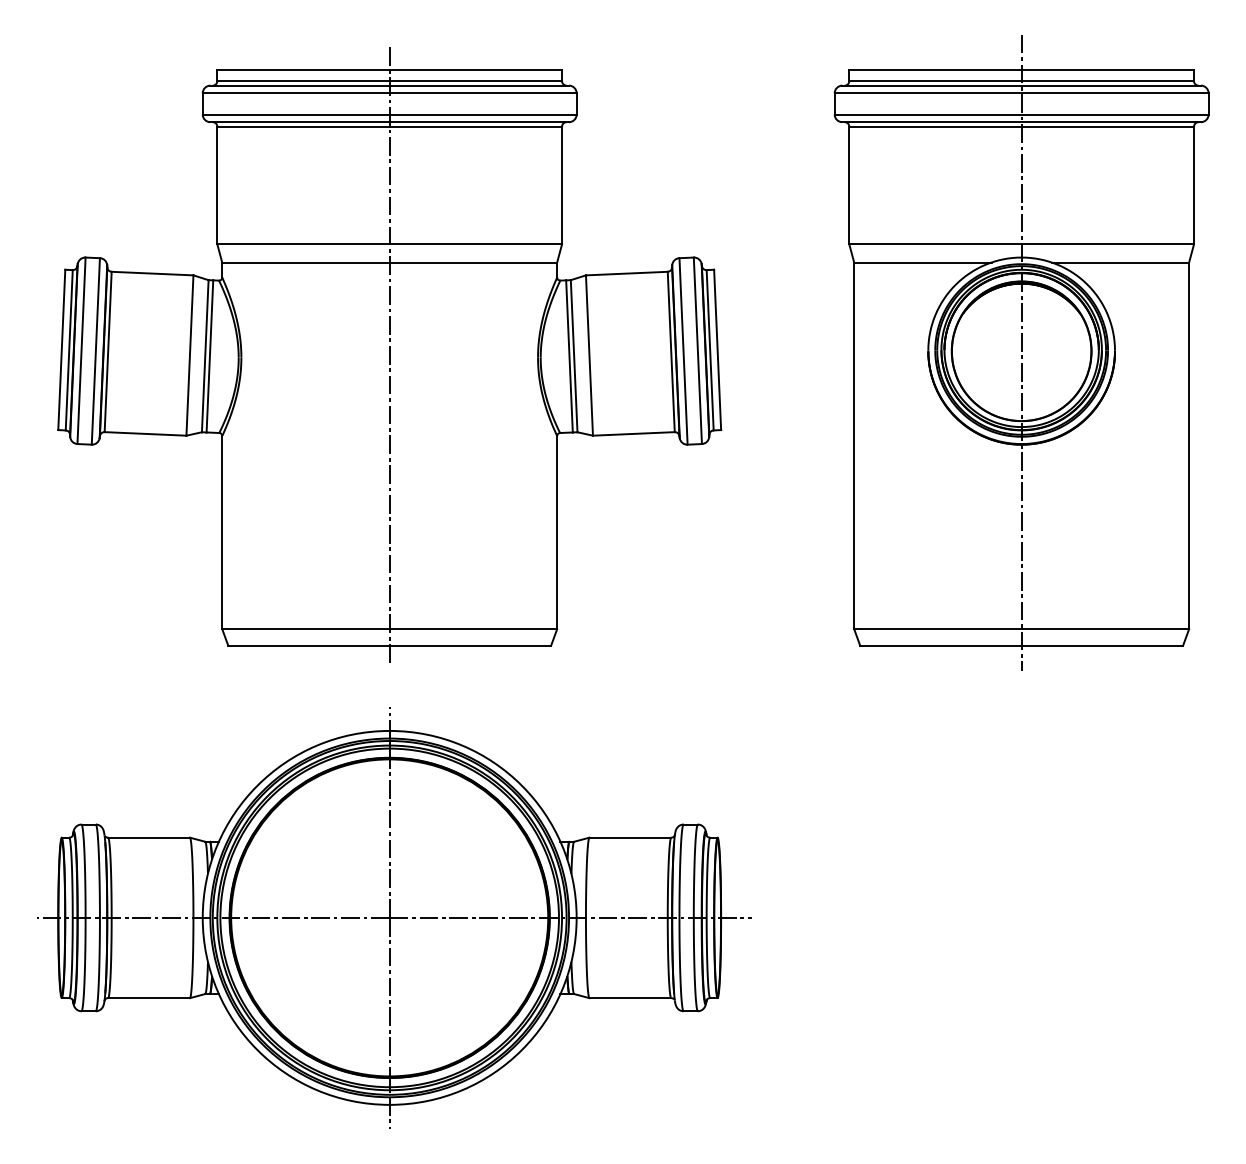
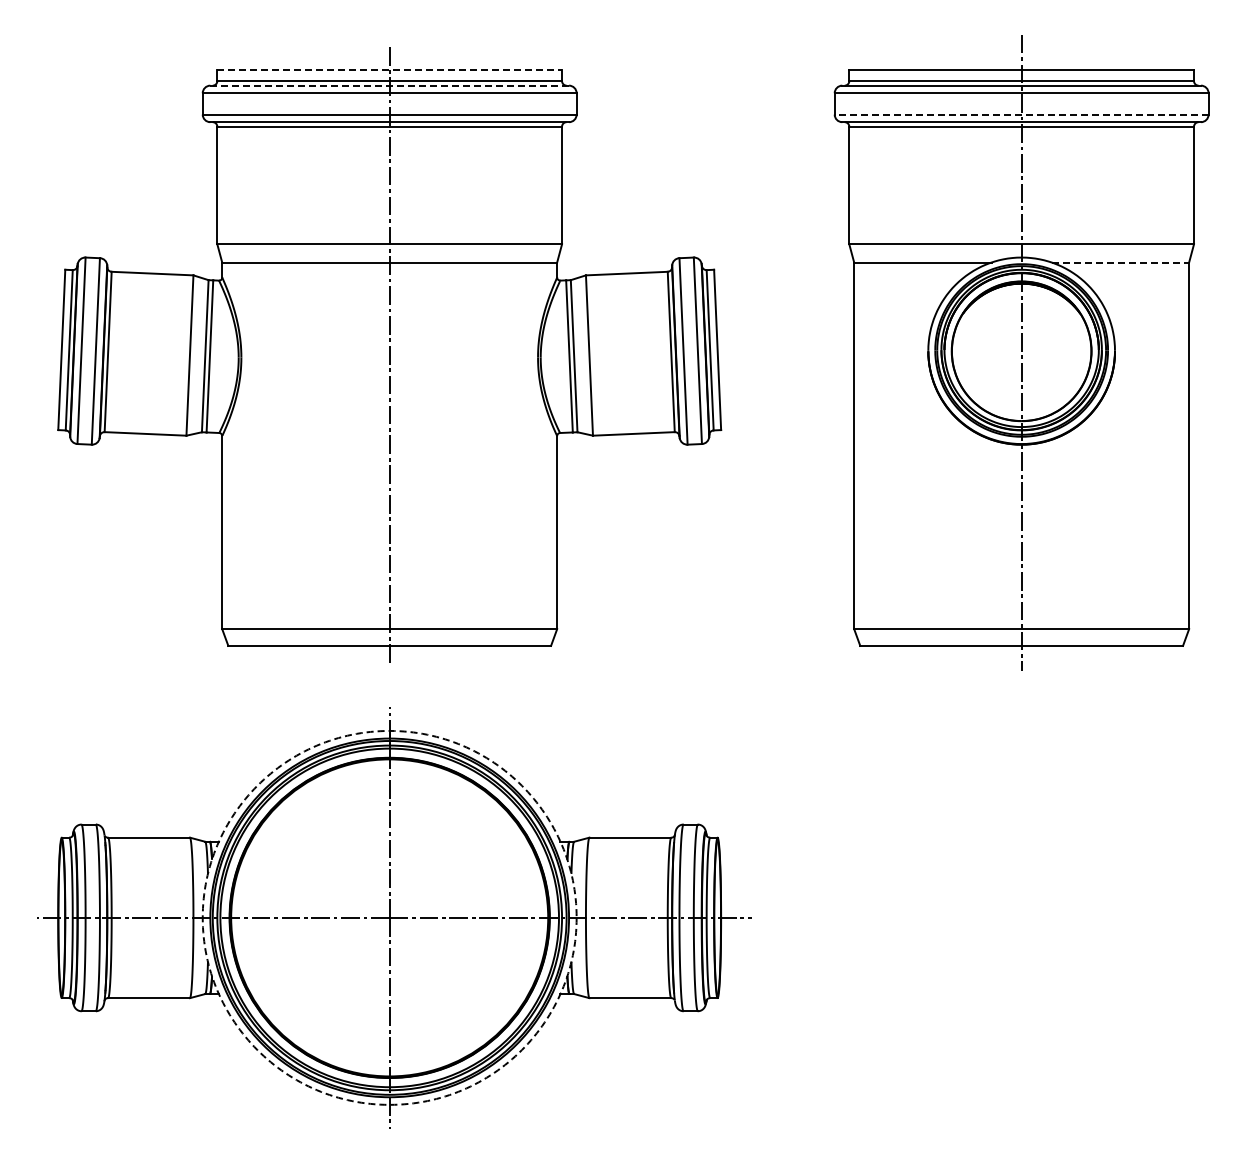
line: solid -> dashed (390, 70)
line: solid -> dashed (390, 85)
line: solid -> dashed (1021, 114)
line: solid -> dashed (1120, 262)
circle: solid -> dashed (389, 917)
